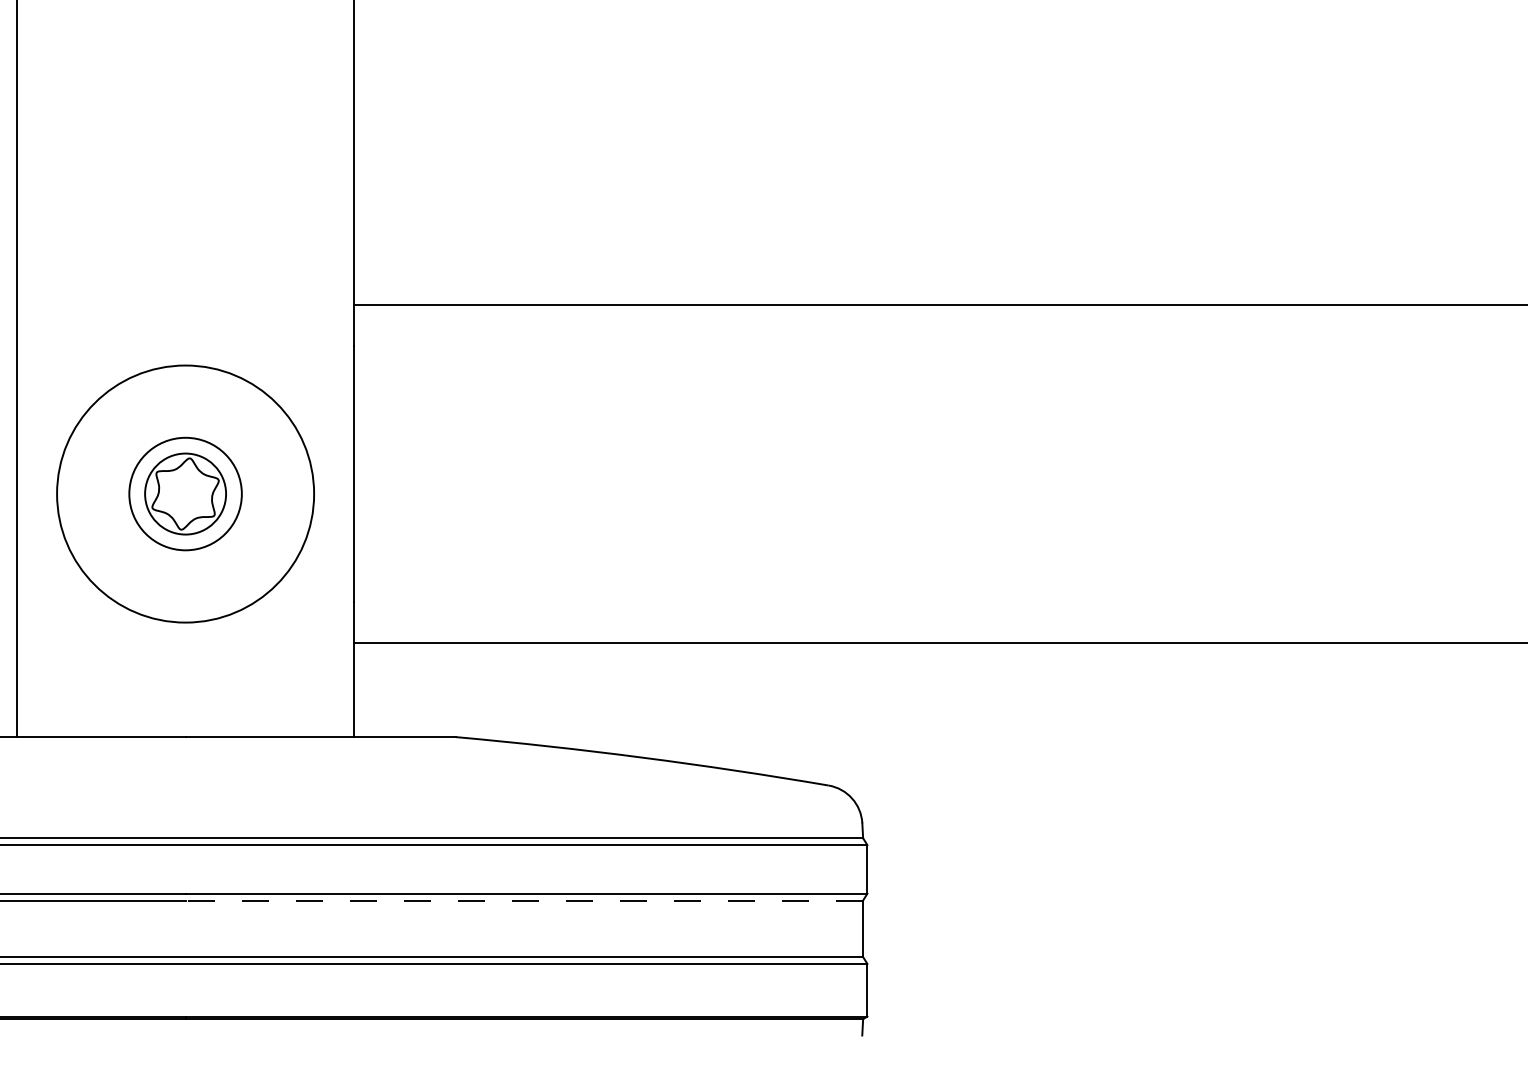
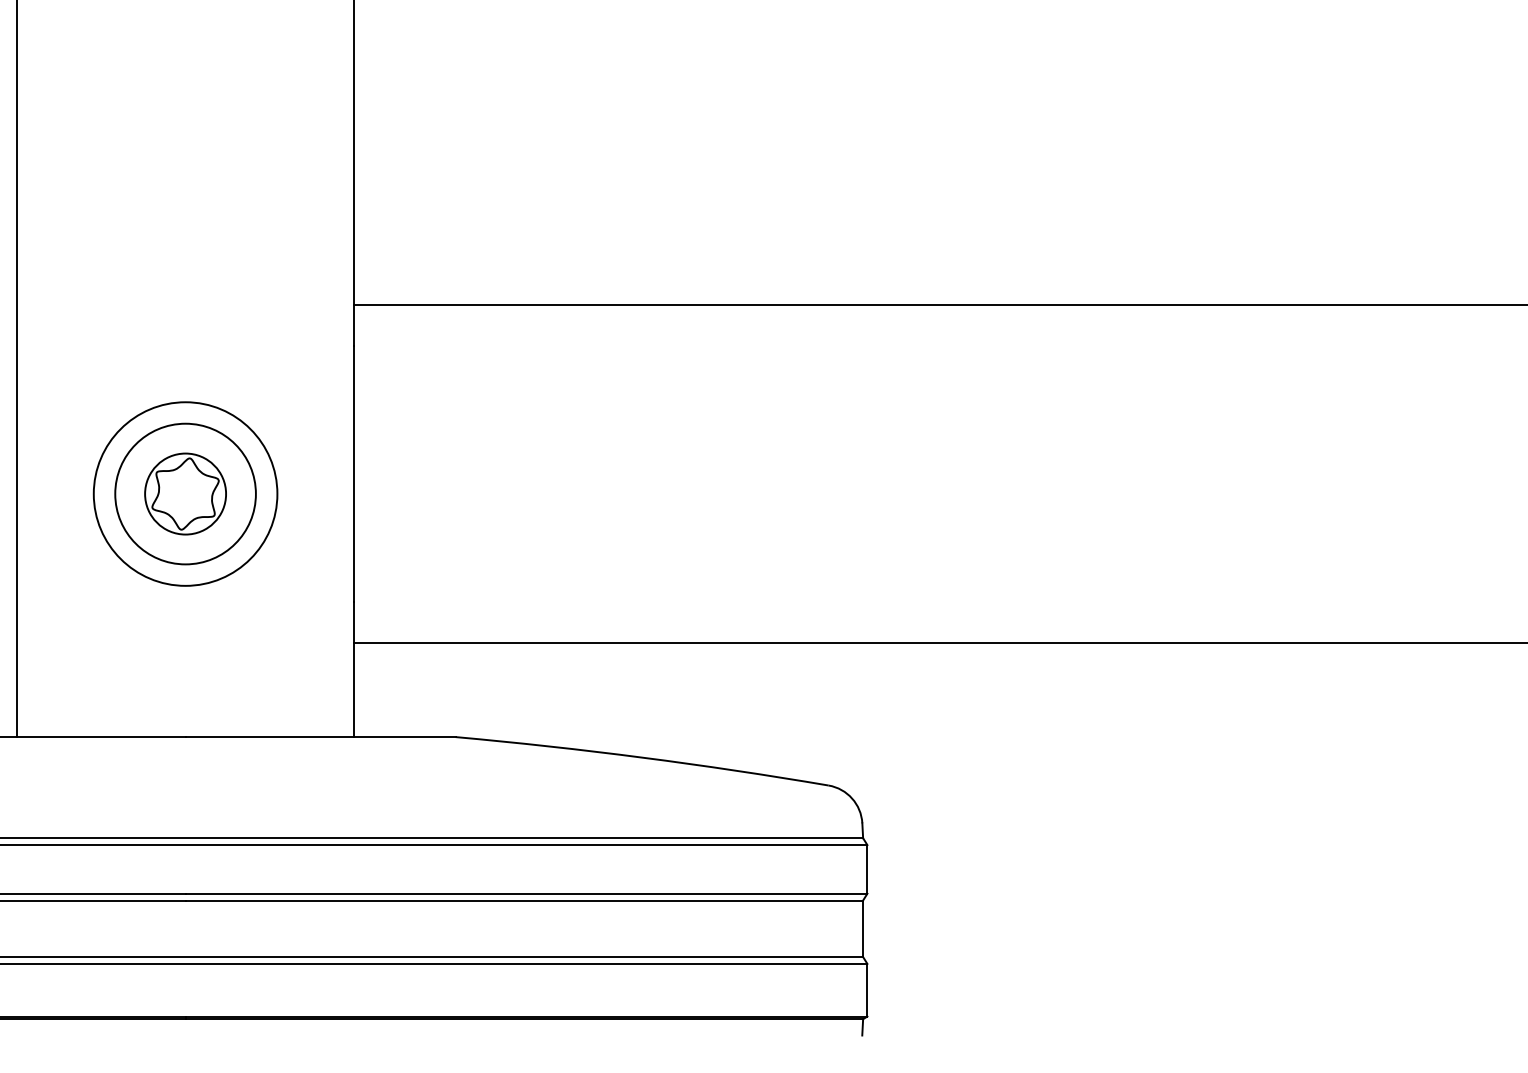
circle diameter: 113 px -> 141 px (185, 493)
circle diameter: 257 px -> 184 px (185, 493)
line: dashed -> solid (524, 900)
